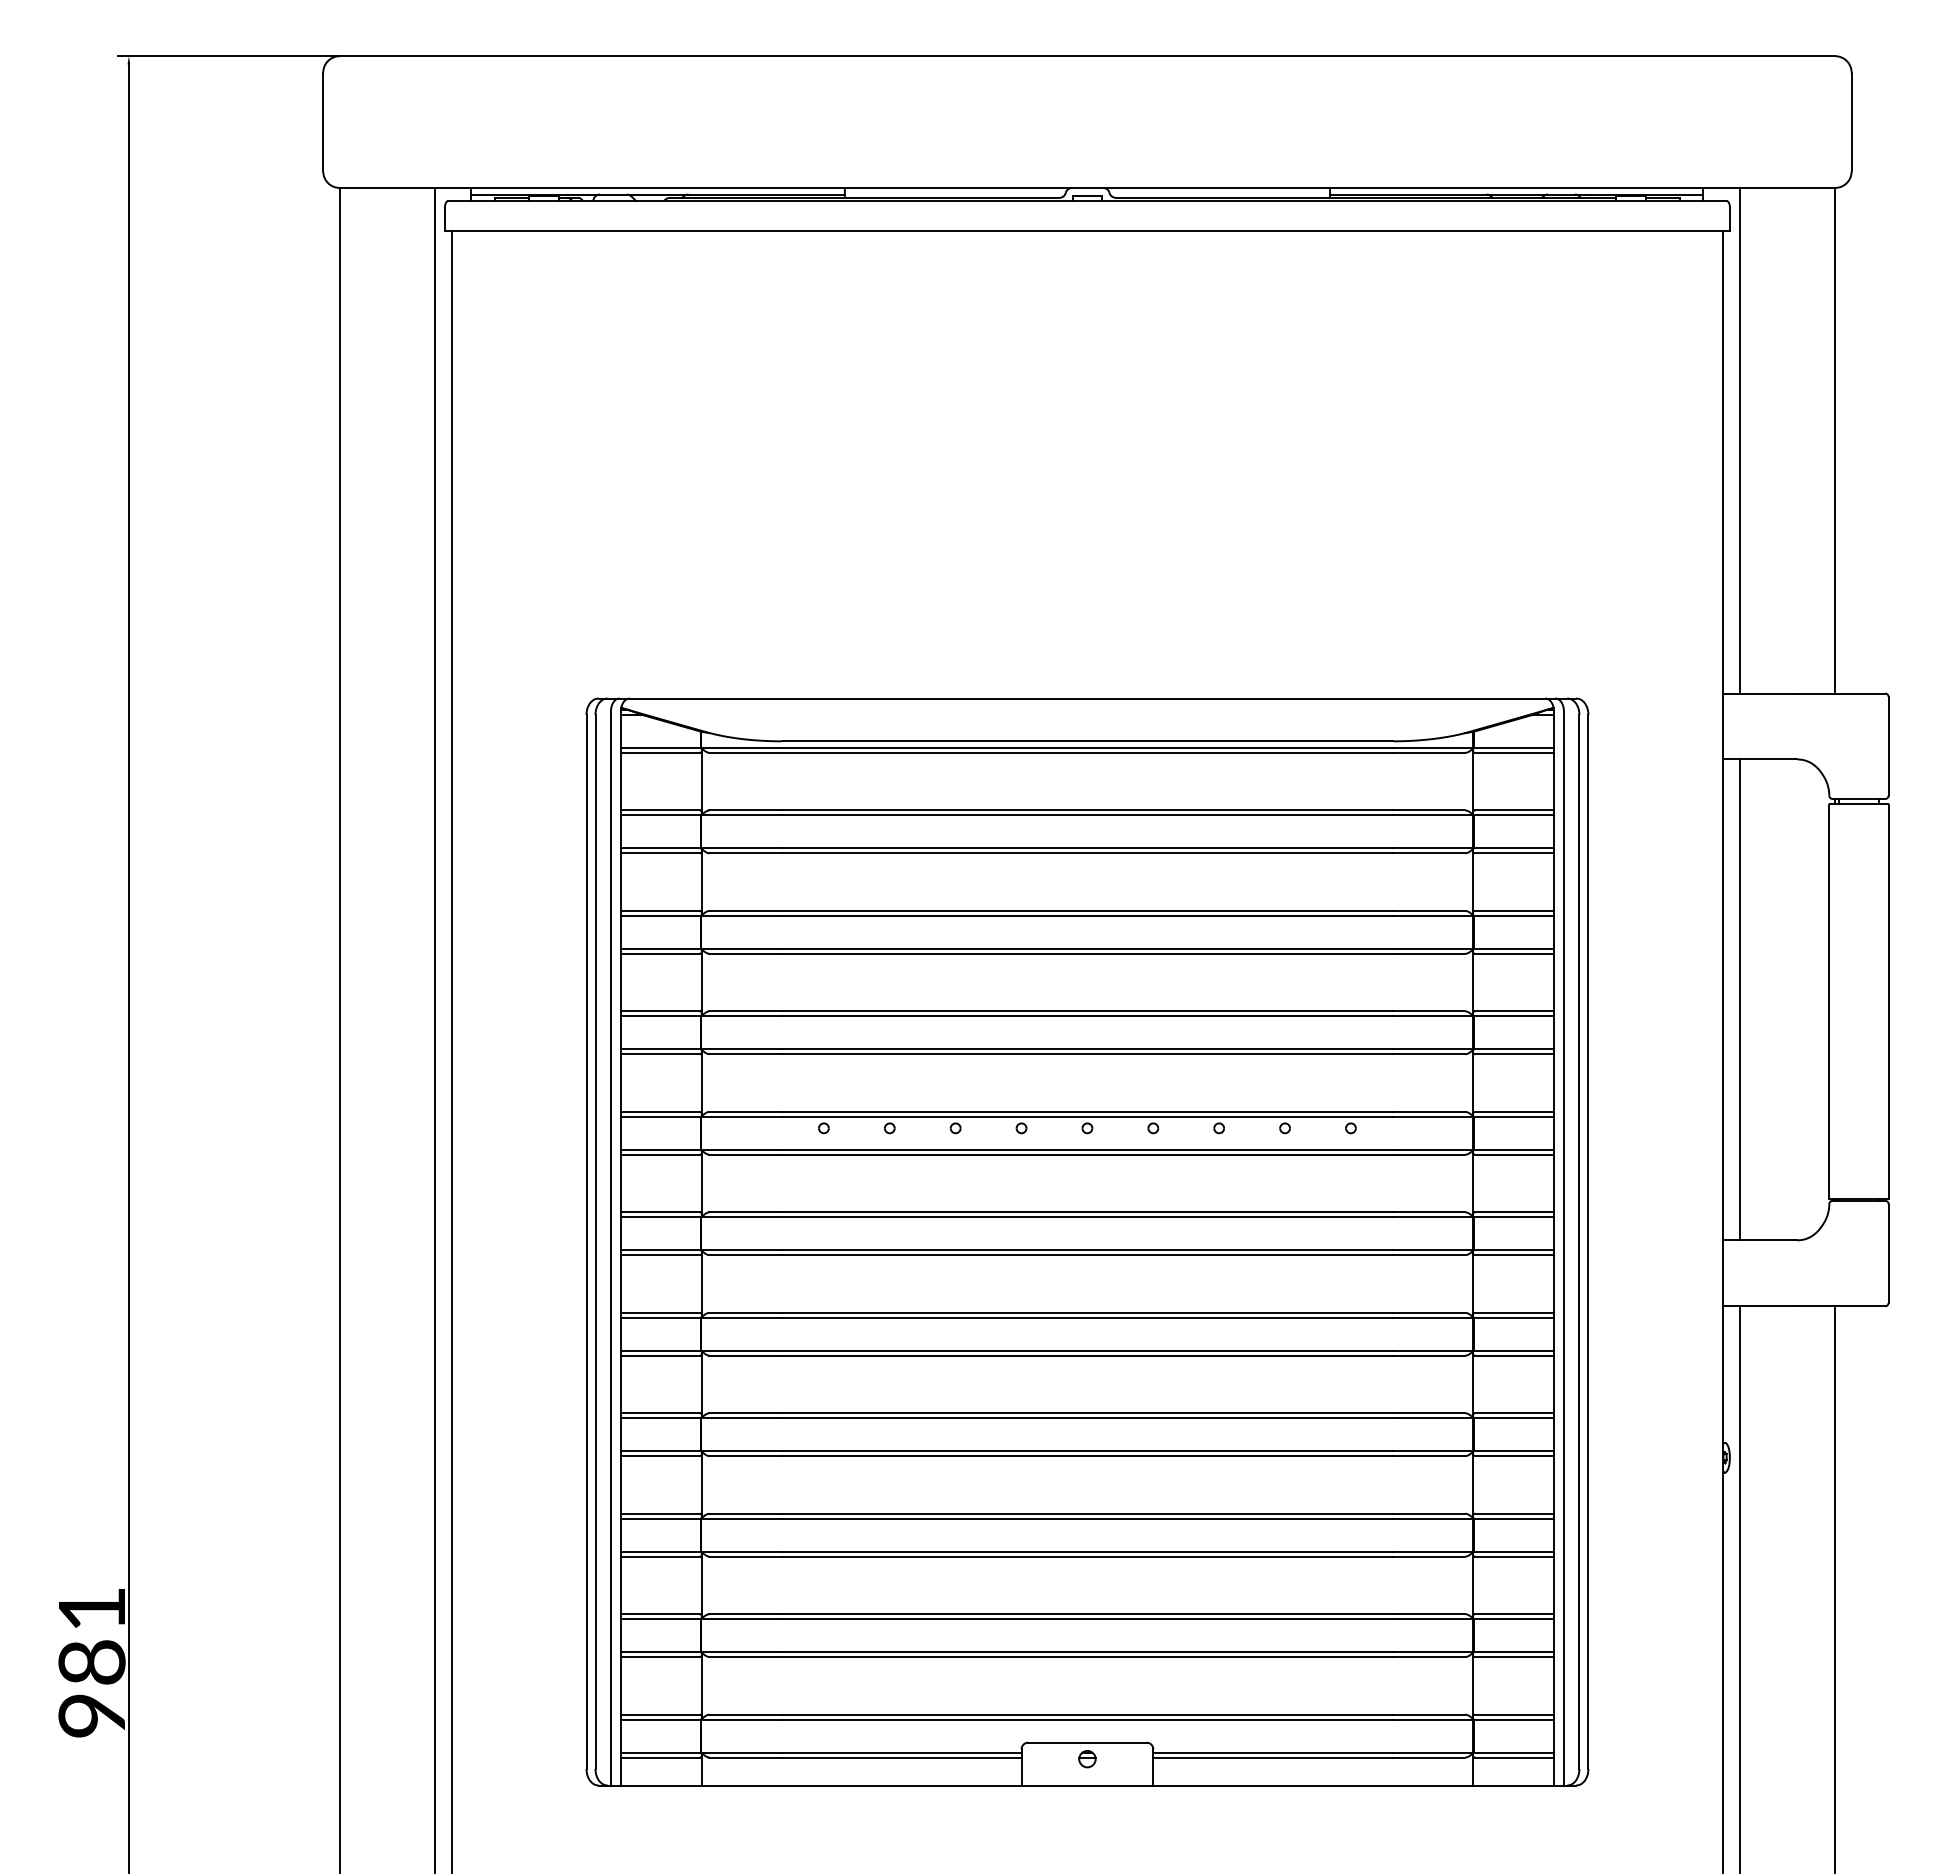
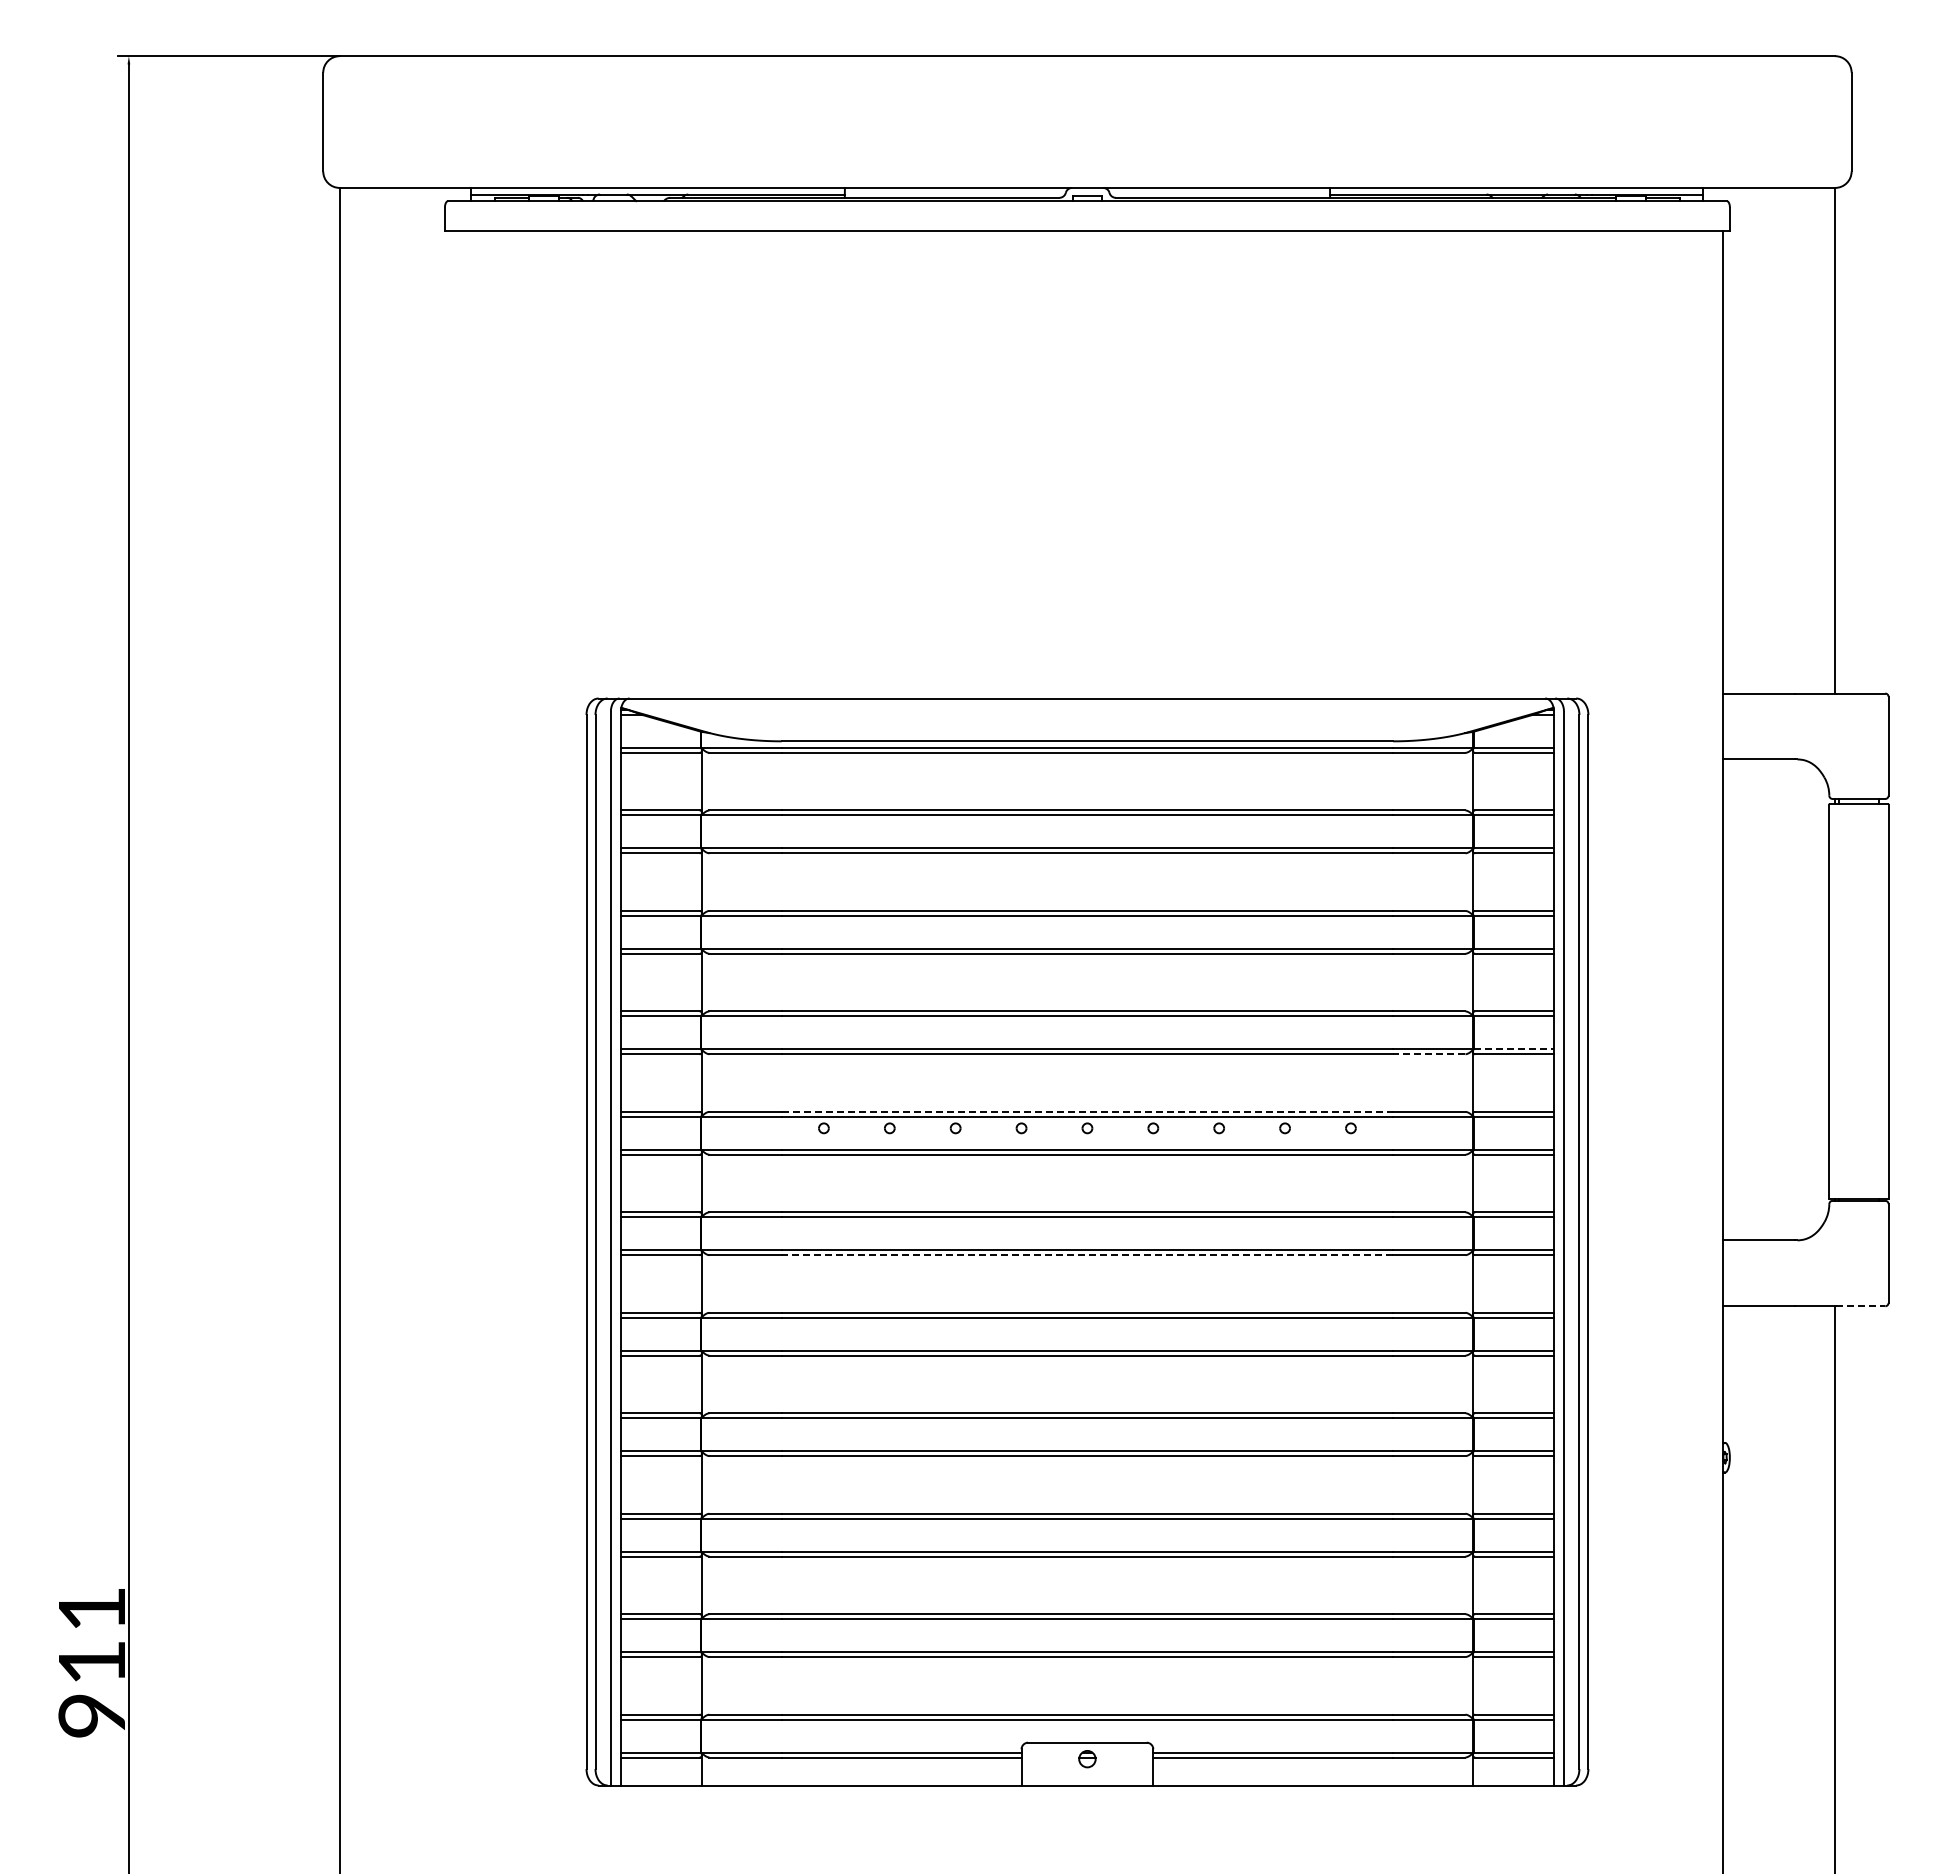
line: present -> none (1739, 440)
line: present -> none (1739, 999)
line: present -> none (435, 1028)
line: solid -> dashed (1514, 1049)
line: present -> none (451, 1050)
line: solid -> dashed (1428, 1054)
line: solid -> dashed (1087, 1111)
line: solid -> dashed (1087, 1255)
line: solid -> dashed (1860, 1306)
line: present -> none (1739, 1588)
text: 981 -> 911 (91, 1662)
